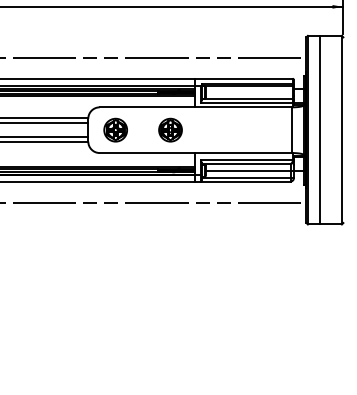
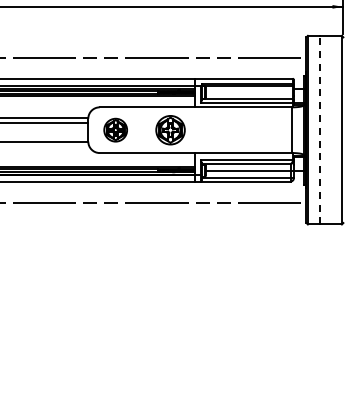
part size: 25x26 px -> 31x31 px (170, 130)
line: solid -> dashed (320, 129)
line: present -> none (45, 137)
